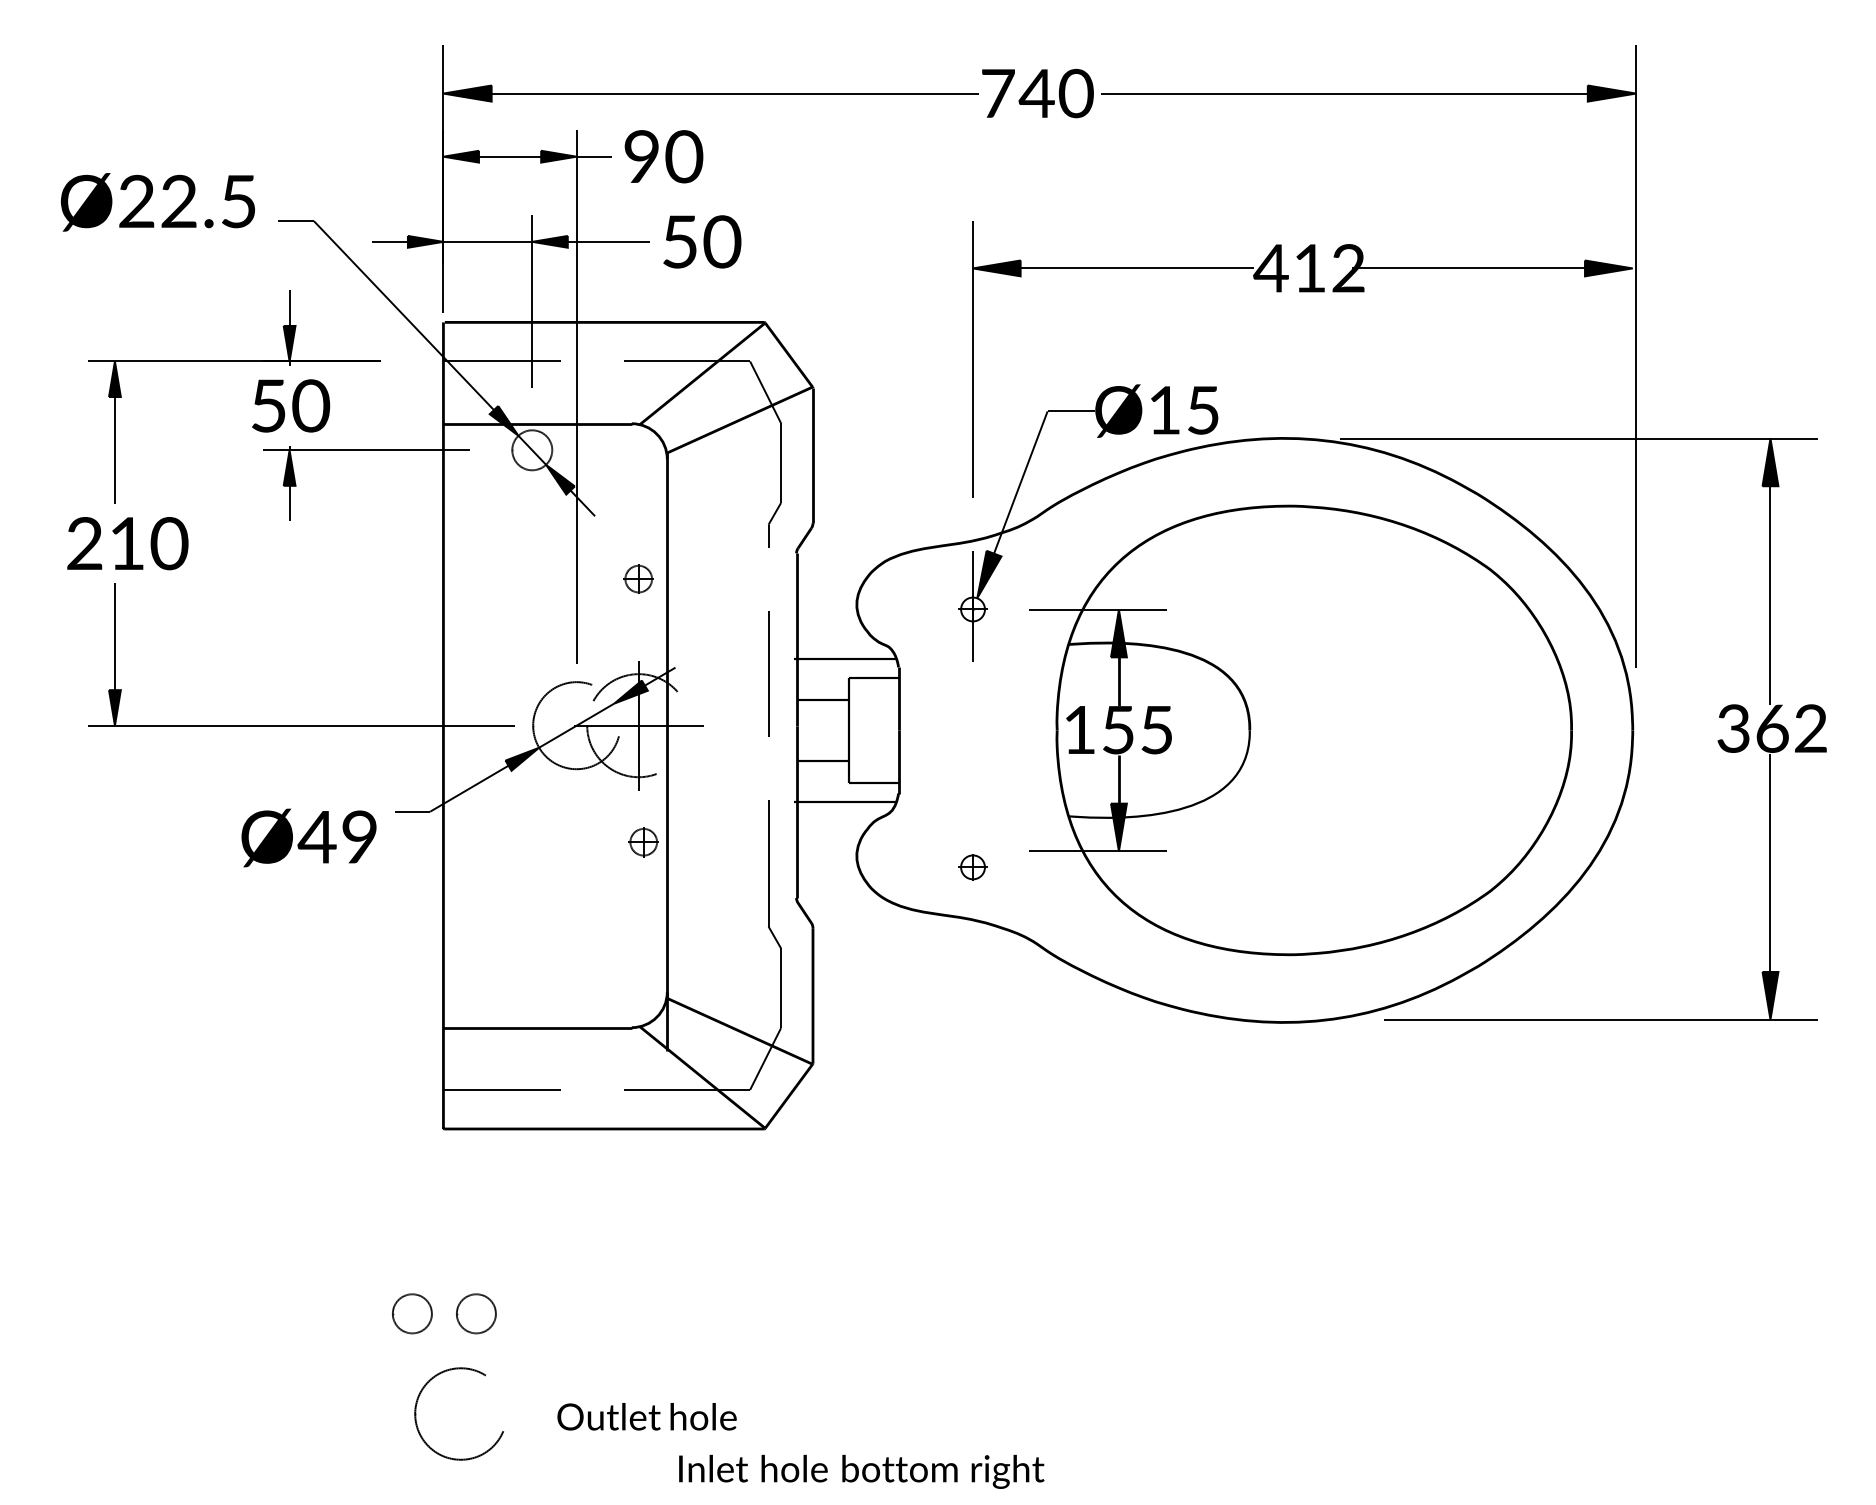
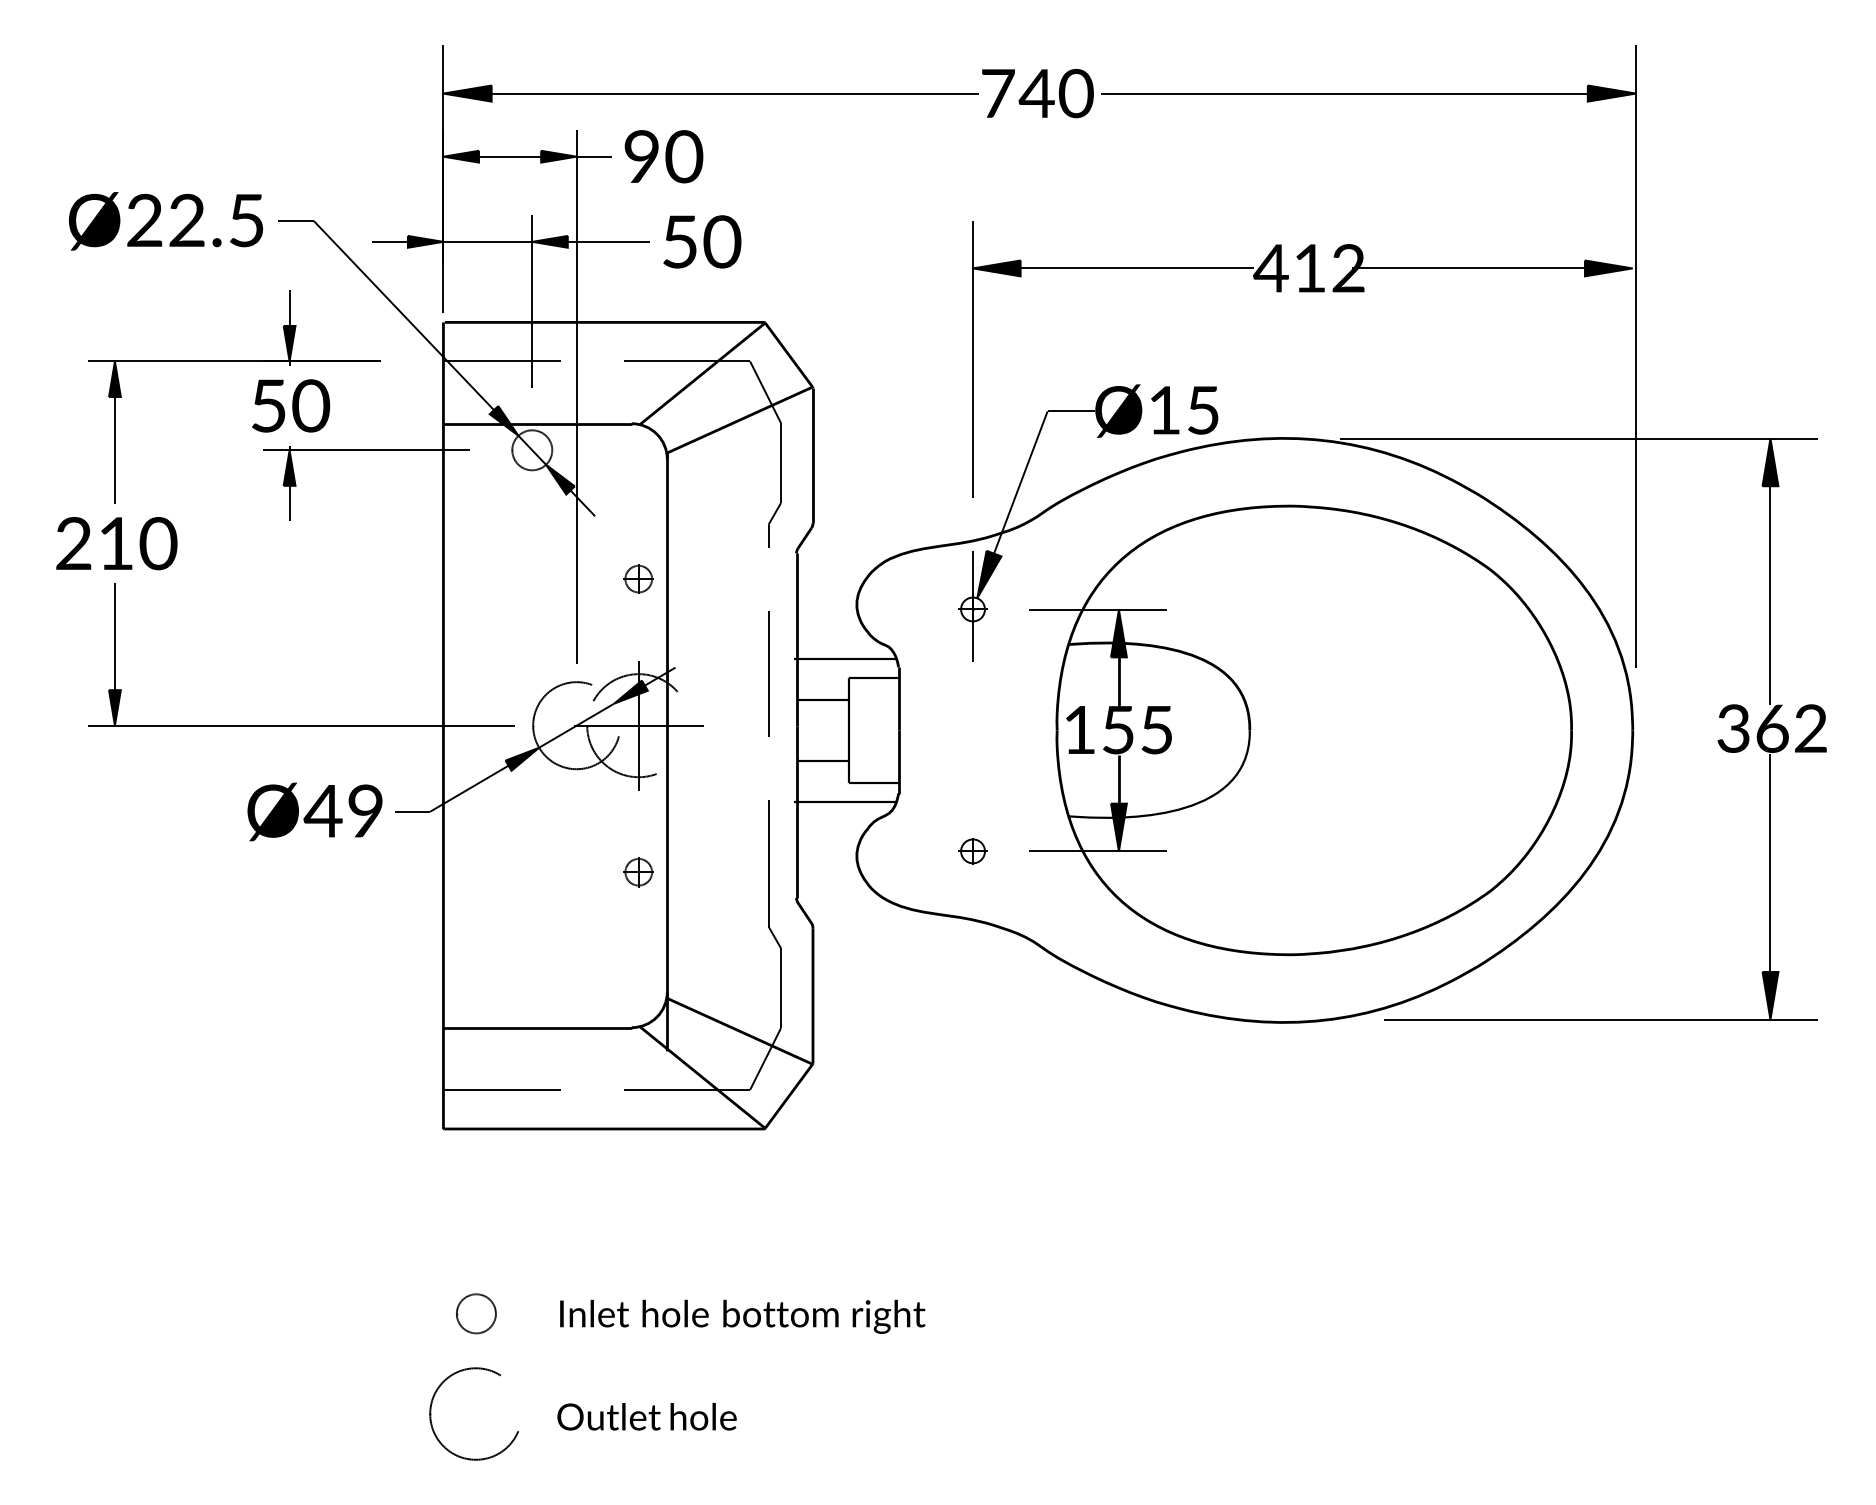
text position: (157, 202) -> (165, 221) (165, 221)
text position: (127, 543) -> (116, 543) (116, 543)
text position: (308, 837) -> (314, 811) (314, 811)
part position: (643, 842) -> (638, 872) (638, 872)
part position: (972, 867) -> (972, 851) (972, 851)
part: present -> none (412, 1313)
part position: (417, 1404) -> (432, 1404) (432, 1404)
text position: (861, 1471) -> (742, 1316) (742, 1316)
